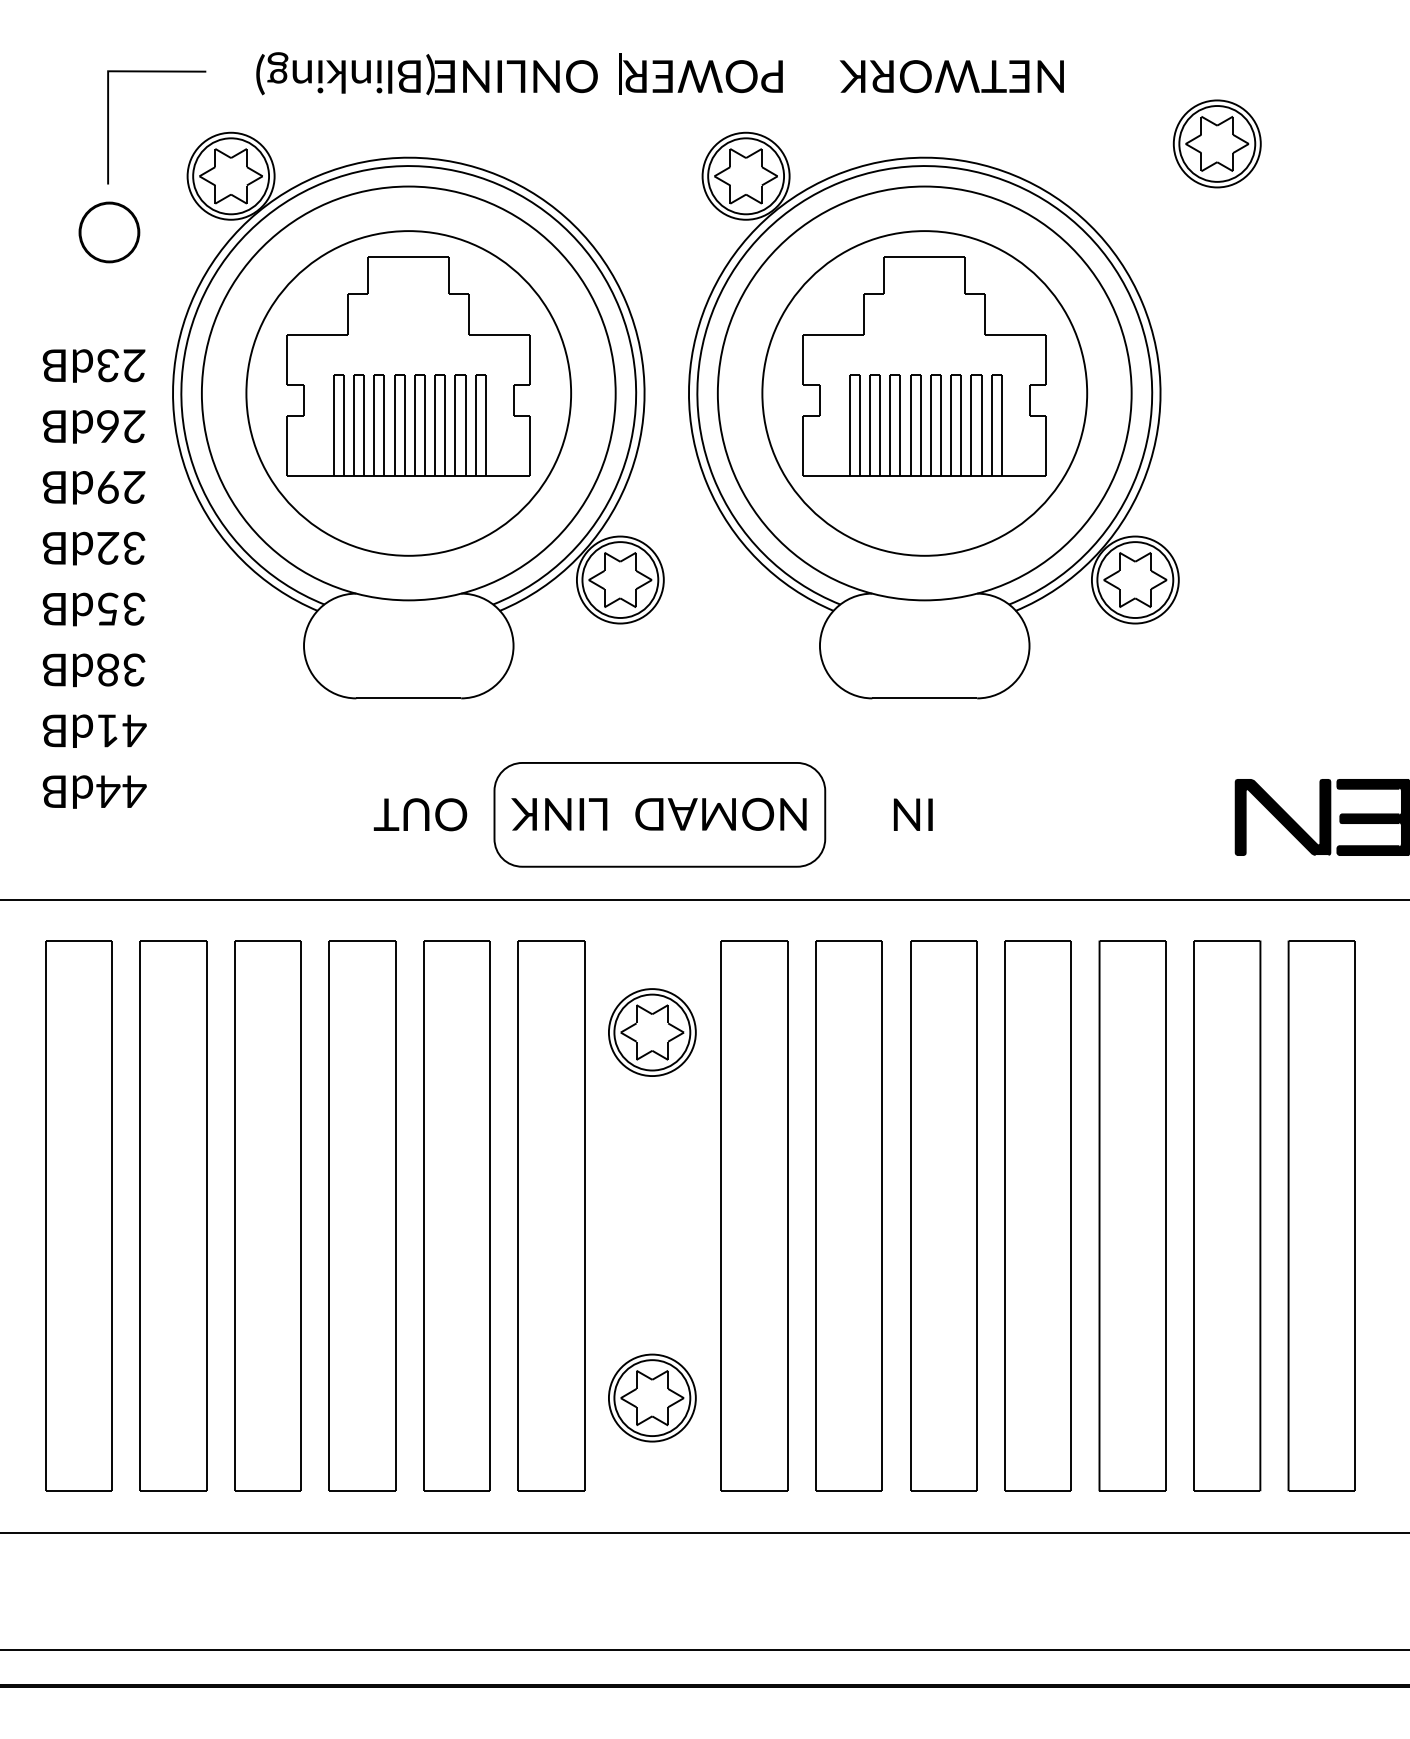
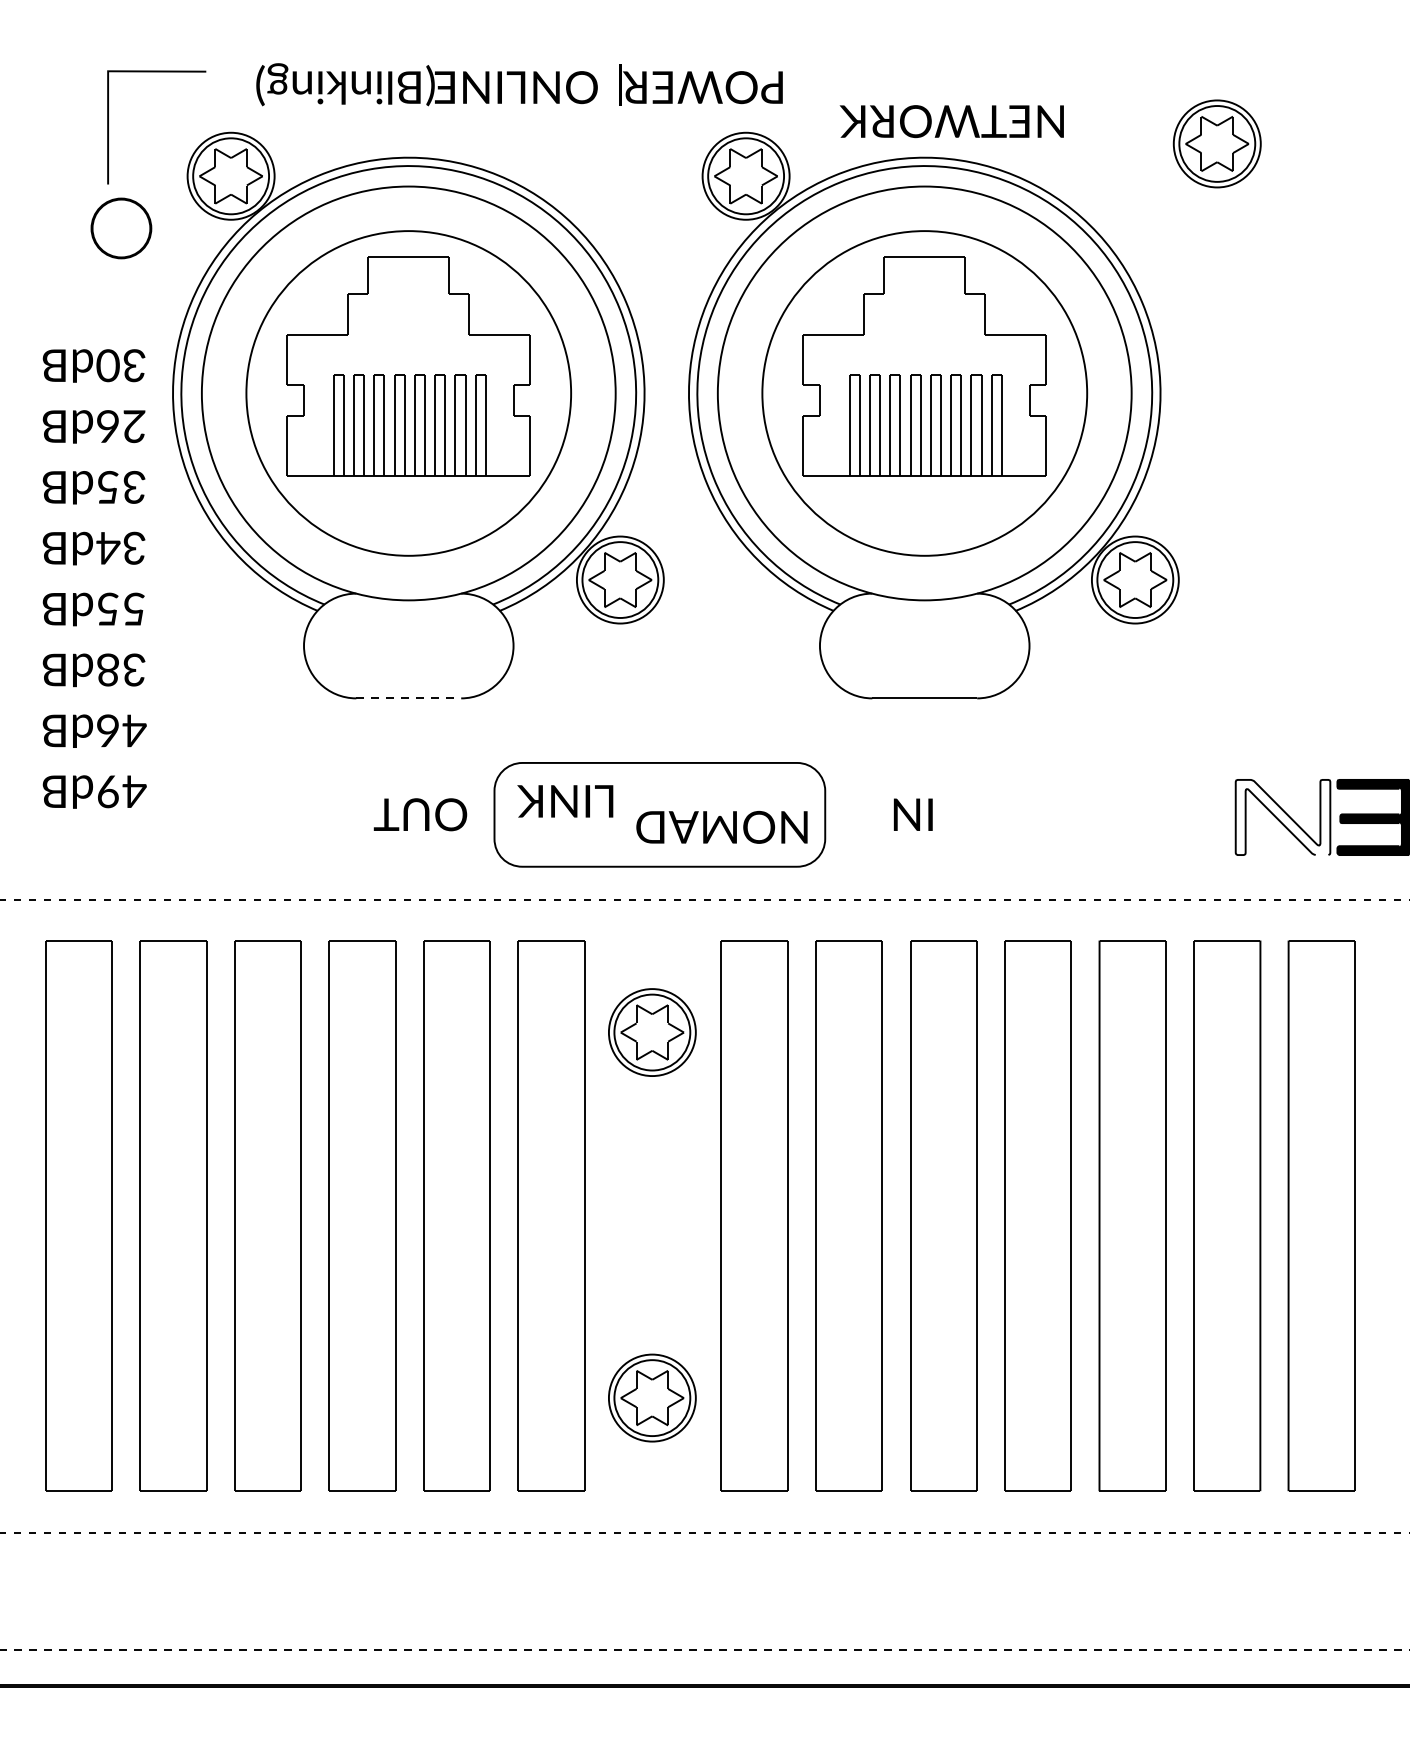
text position: (519, 73) -> (519, 84) (519, 84)
text position: (951, 76) -> (951, 121) (951, 121)
part position: (109, 232) -> (121, 228) (121, 228)
text: 23dB -> 30dB (120, 365)
text: 29dB -> 35dB (121, 486)
text: 32dB -> 34dB (108, 548)
text: 35dB -> 55dB (134, 608)
line: solid -> dashed (409, 698)
text: 41dB -> 46dB (107, 730)
text: 44dB -> 49dB (108, 791)
text position: (559, 814) -> (565, 801) (565, 801)
text position: (720, 814) -> (721, 827) (721, 827)
fill: present -> none (1282, 817)
line: solid -> dashed (703, 899)
line: solid -> dashed (703, 1532)
line: solid -> dashed (705, 1650)
